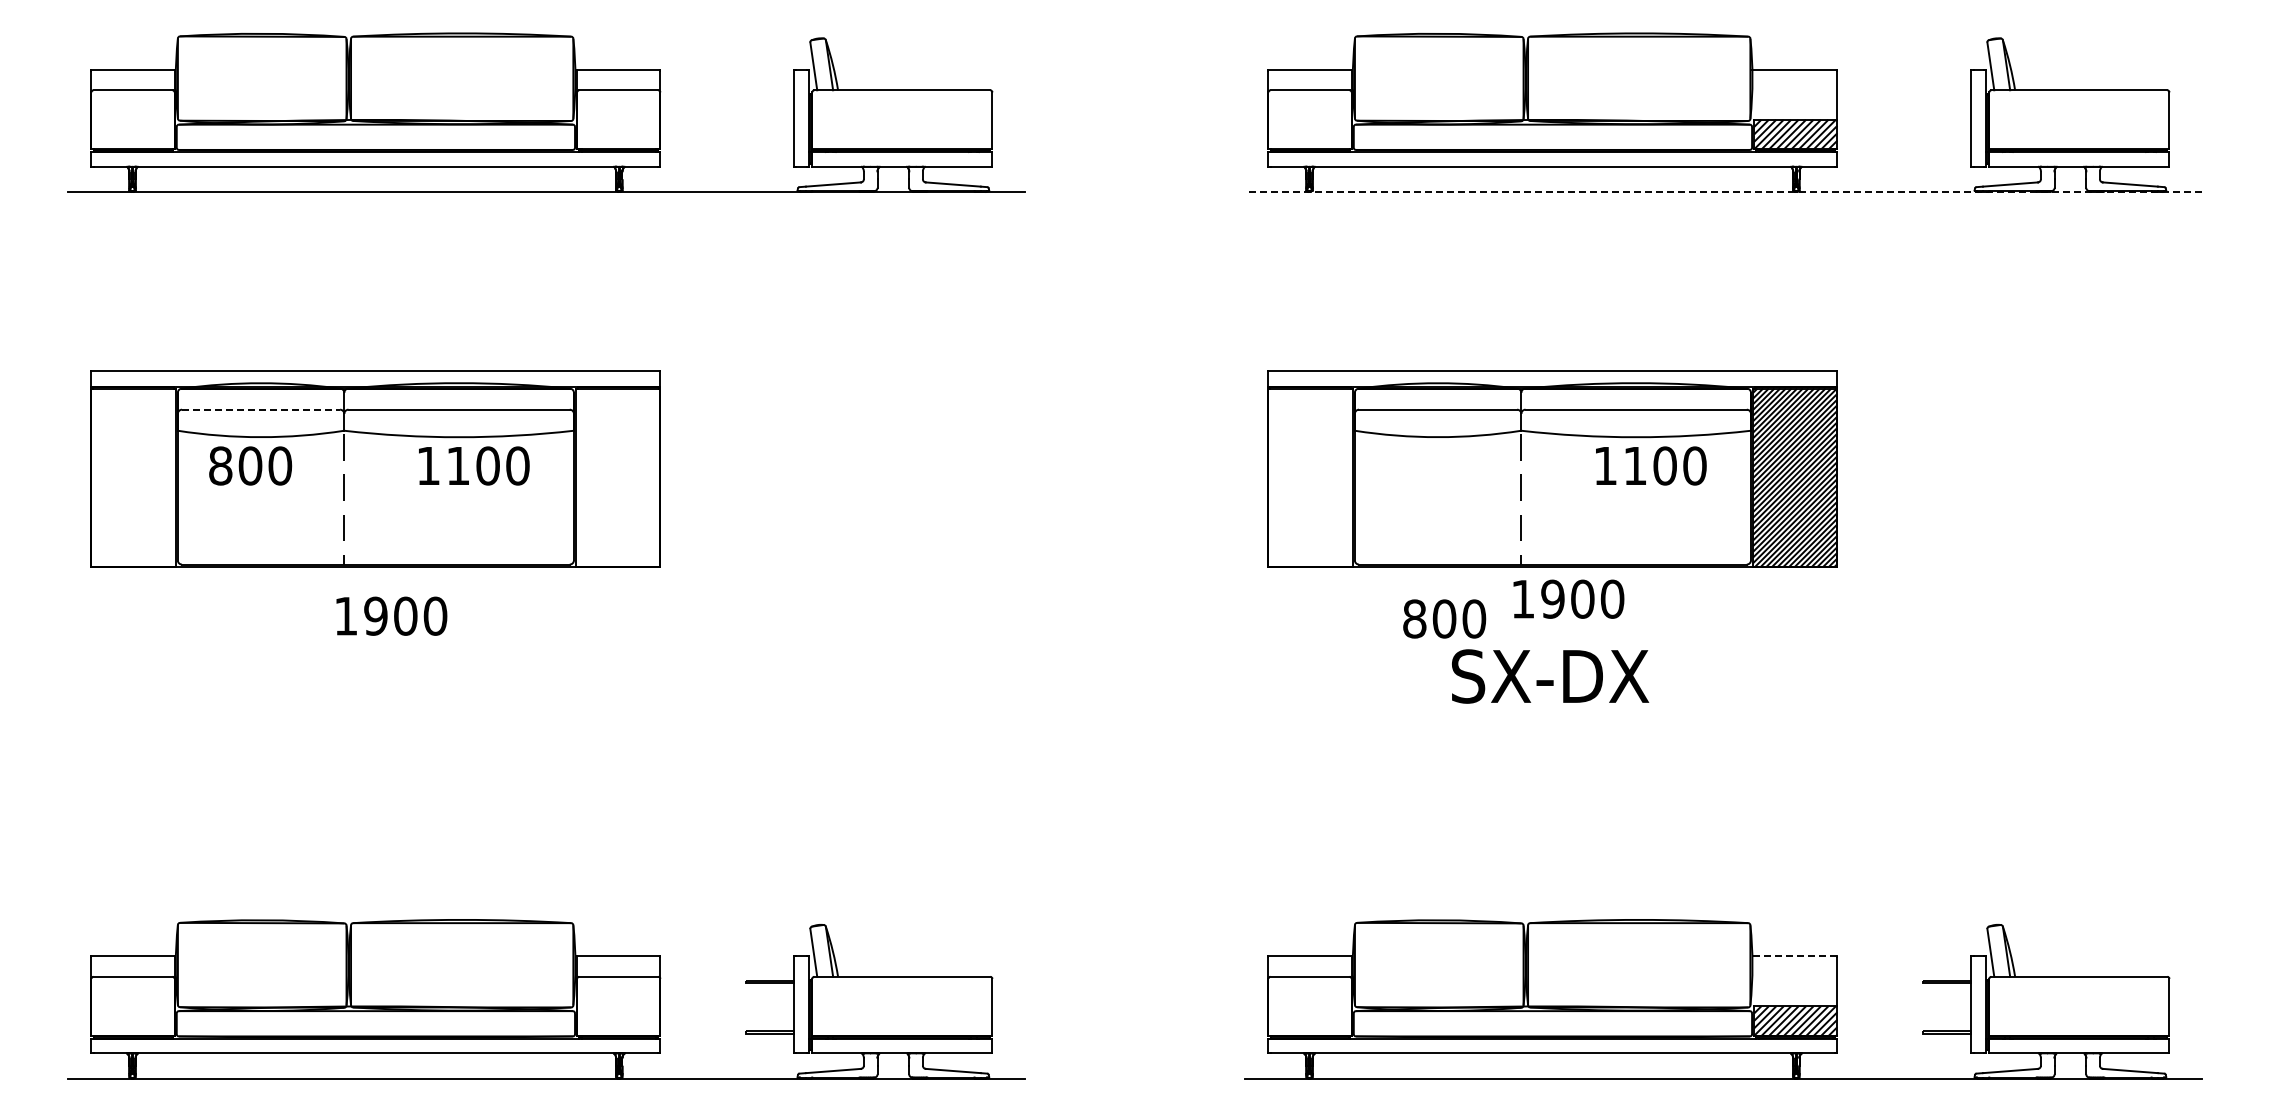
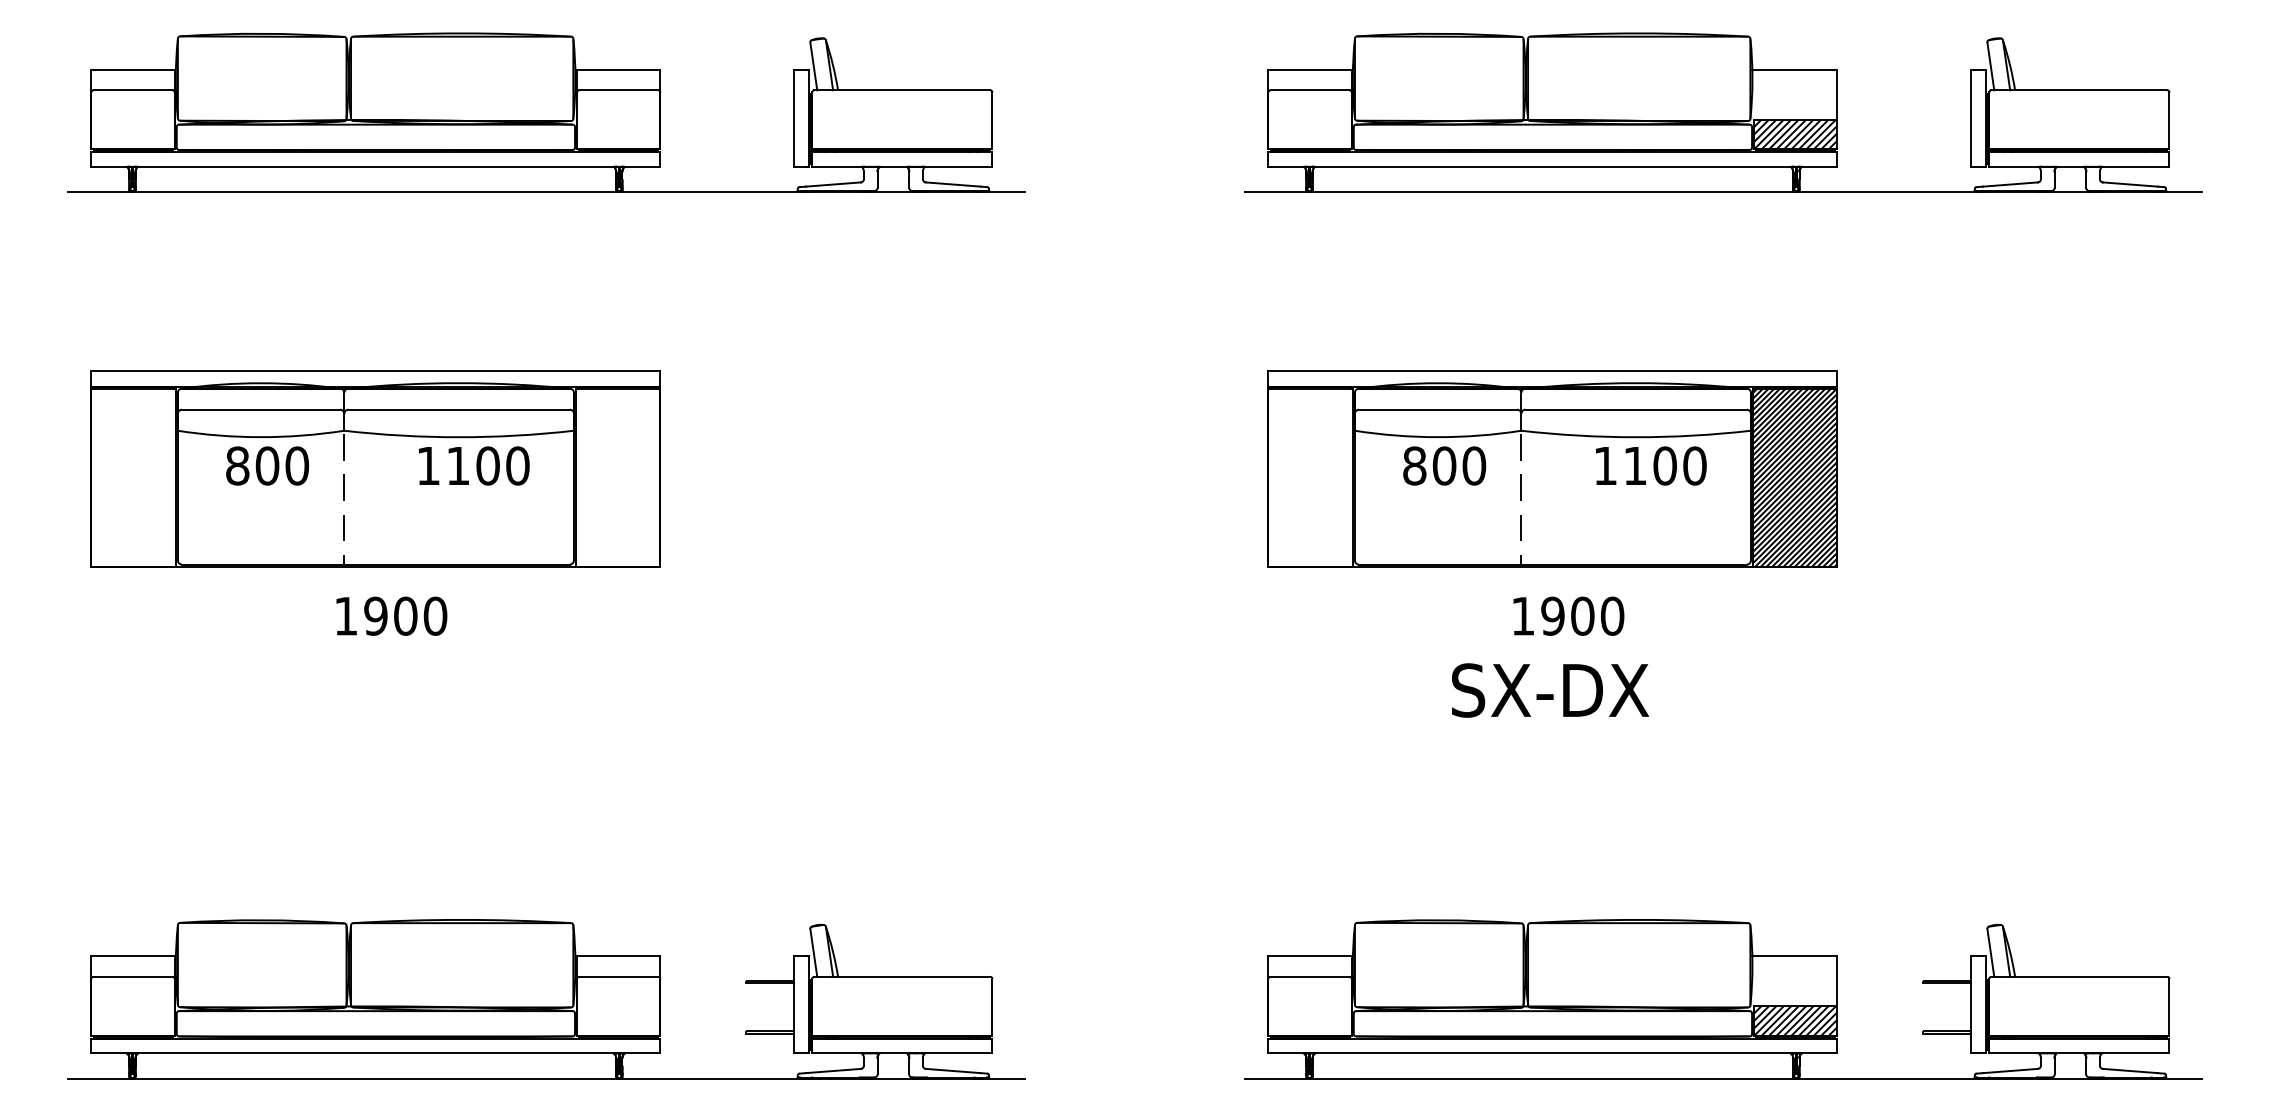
line: dashed -> solid (1723, 192)
line: dashed -> solid (261, 409)
text position: (250, 465) -> (267, 465) (267, 465)
text position: (1568, 598) -> (1568, 615) (1568, 615)
text position: (1444, 618) -> (1444, 465) (1444, 465)
text position: (1550, 676) -> (1550, 690) (1550, 690)
line: dashed -> solid (1794, 956)
